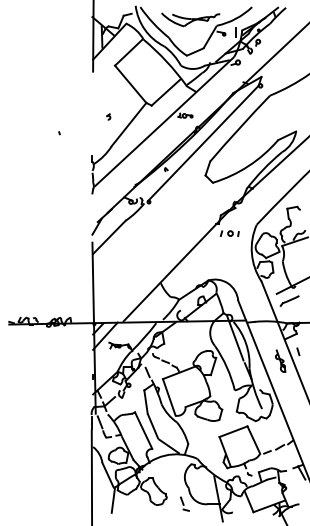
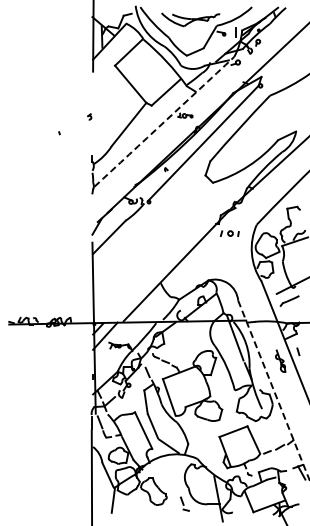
part position: (108, 116) -> (89, 116) (89, 116)
arc: solid -> dashed (164, 121)
line: solid -> dashed (273, 390)
